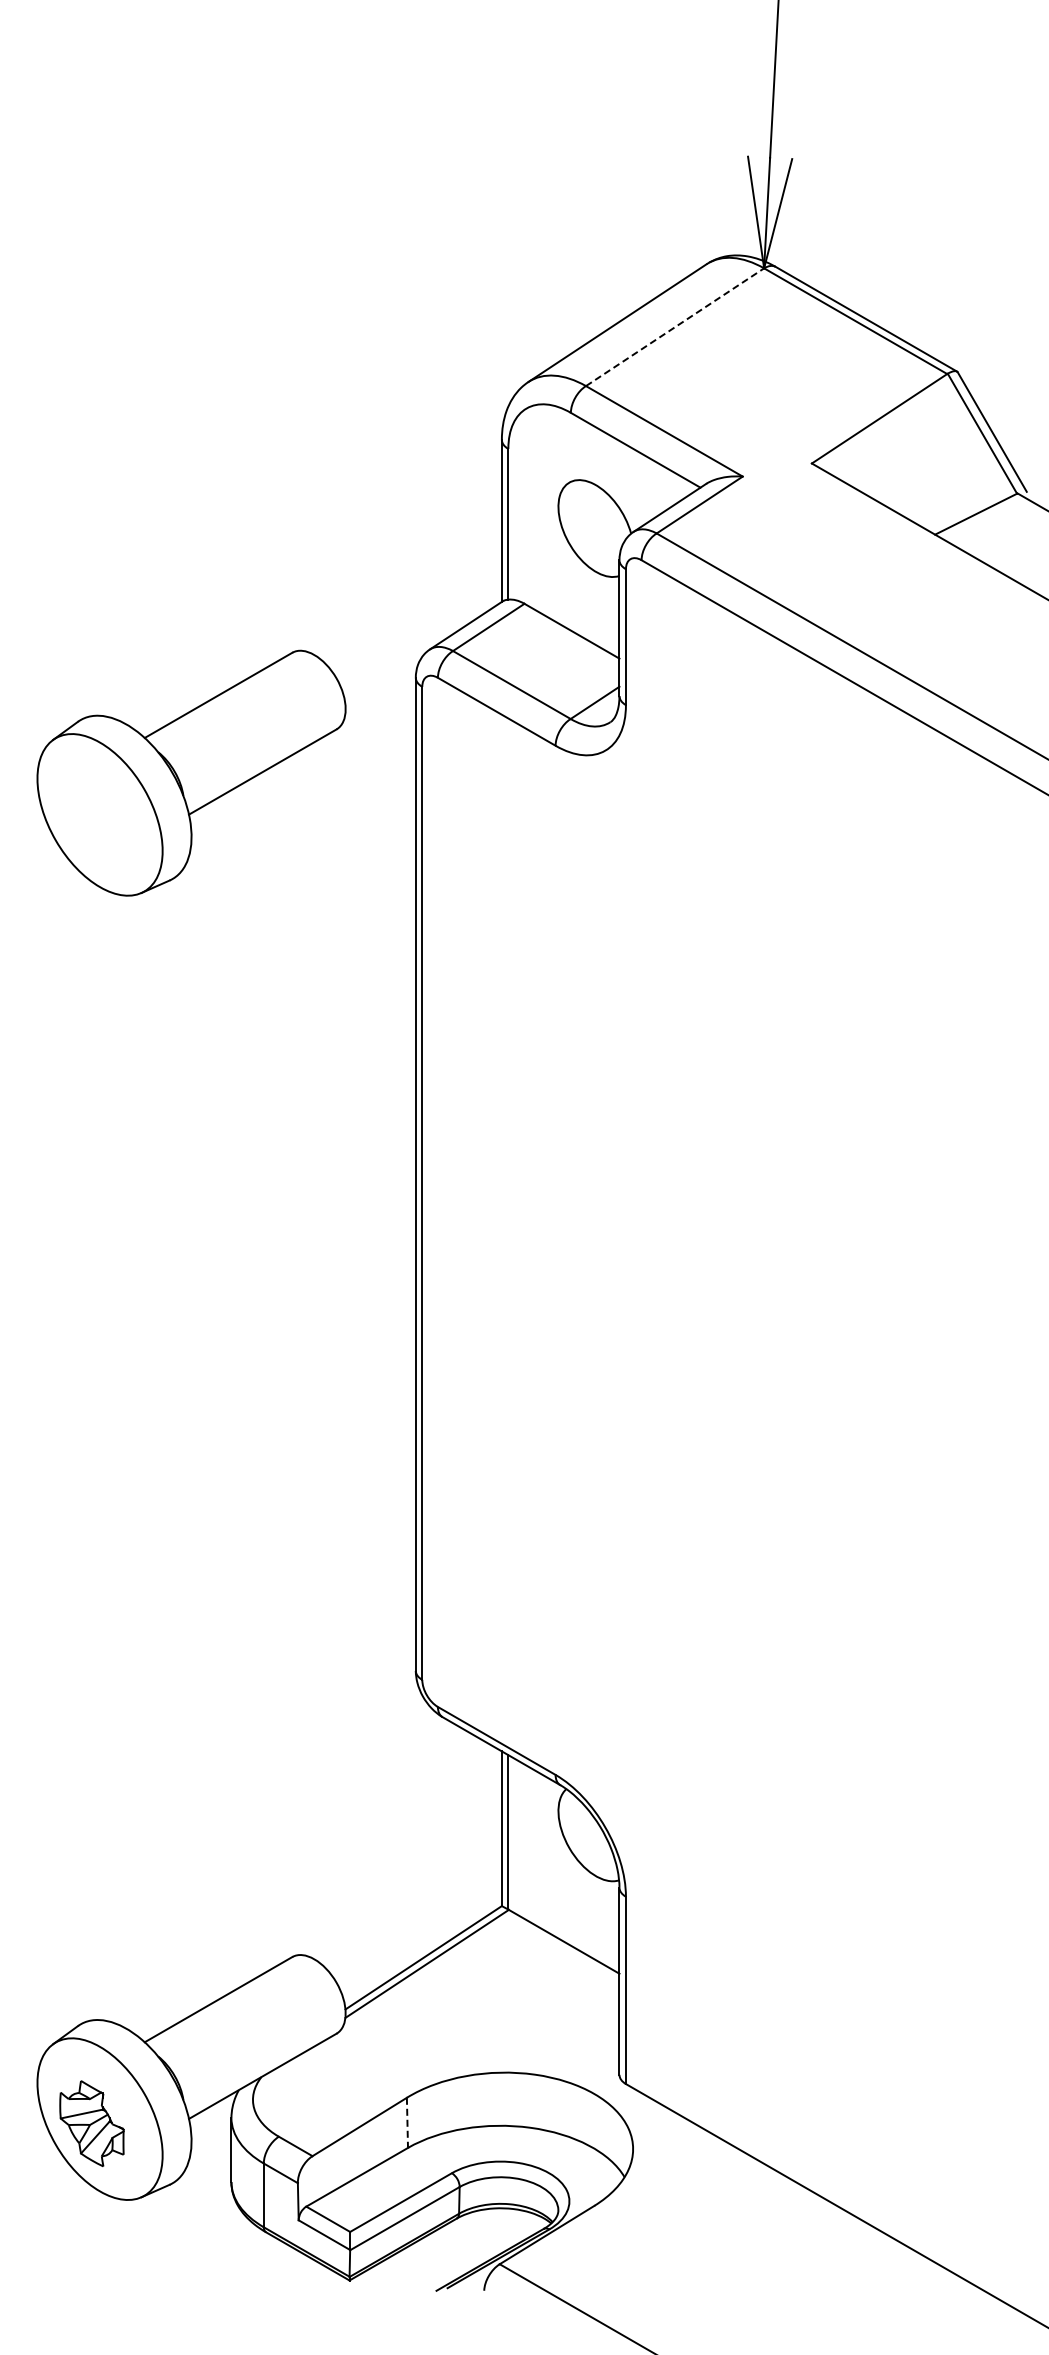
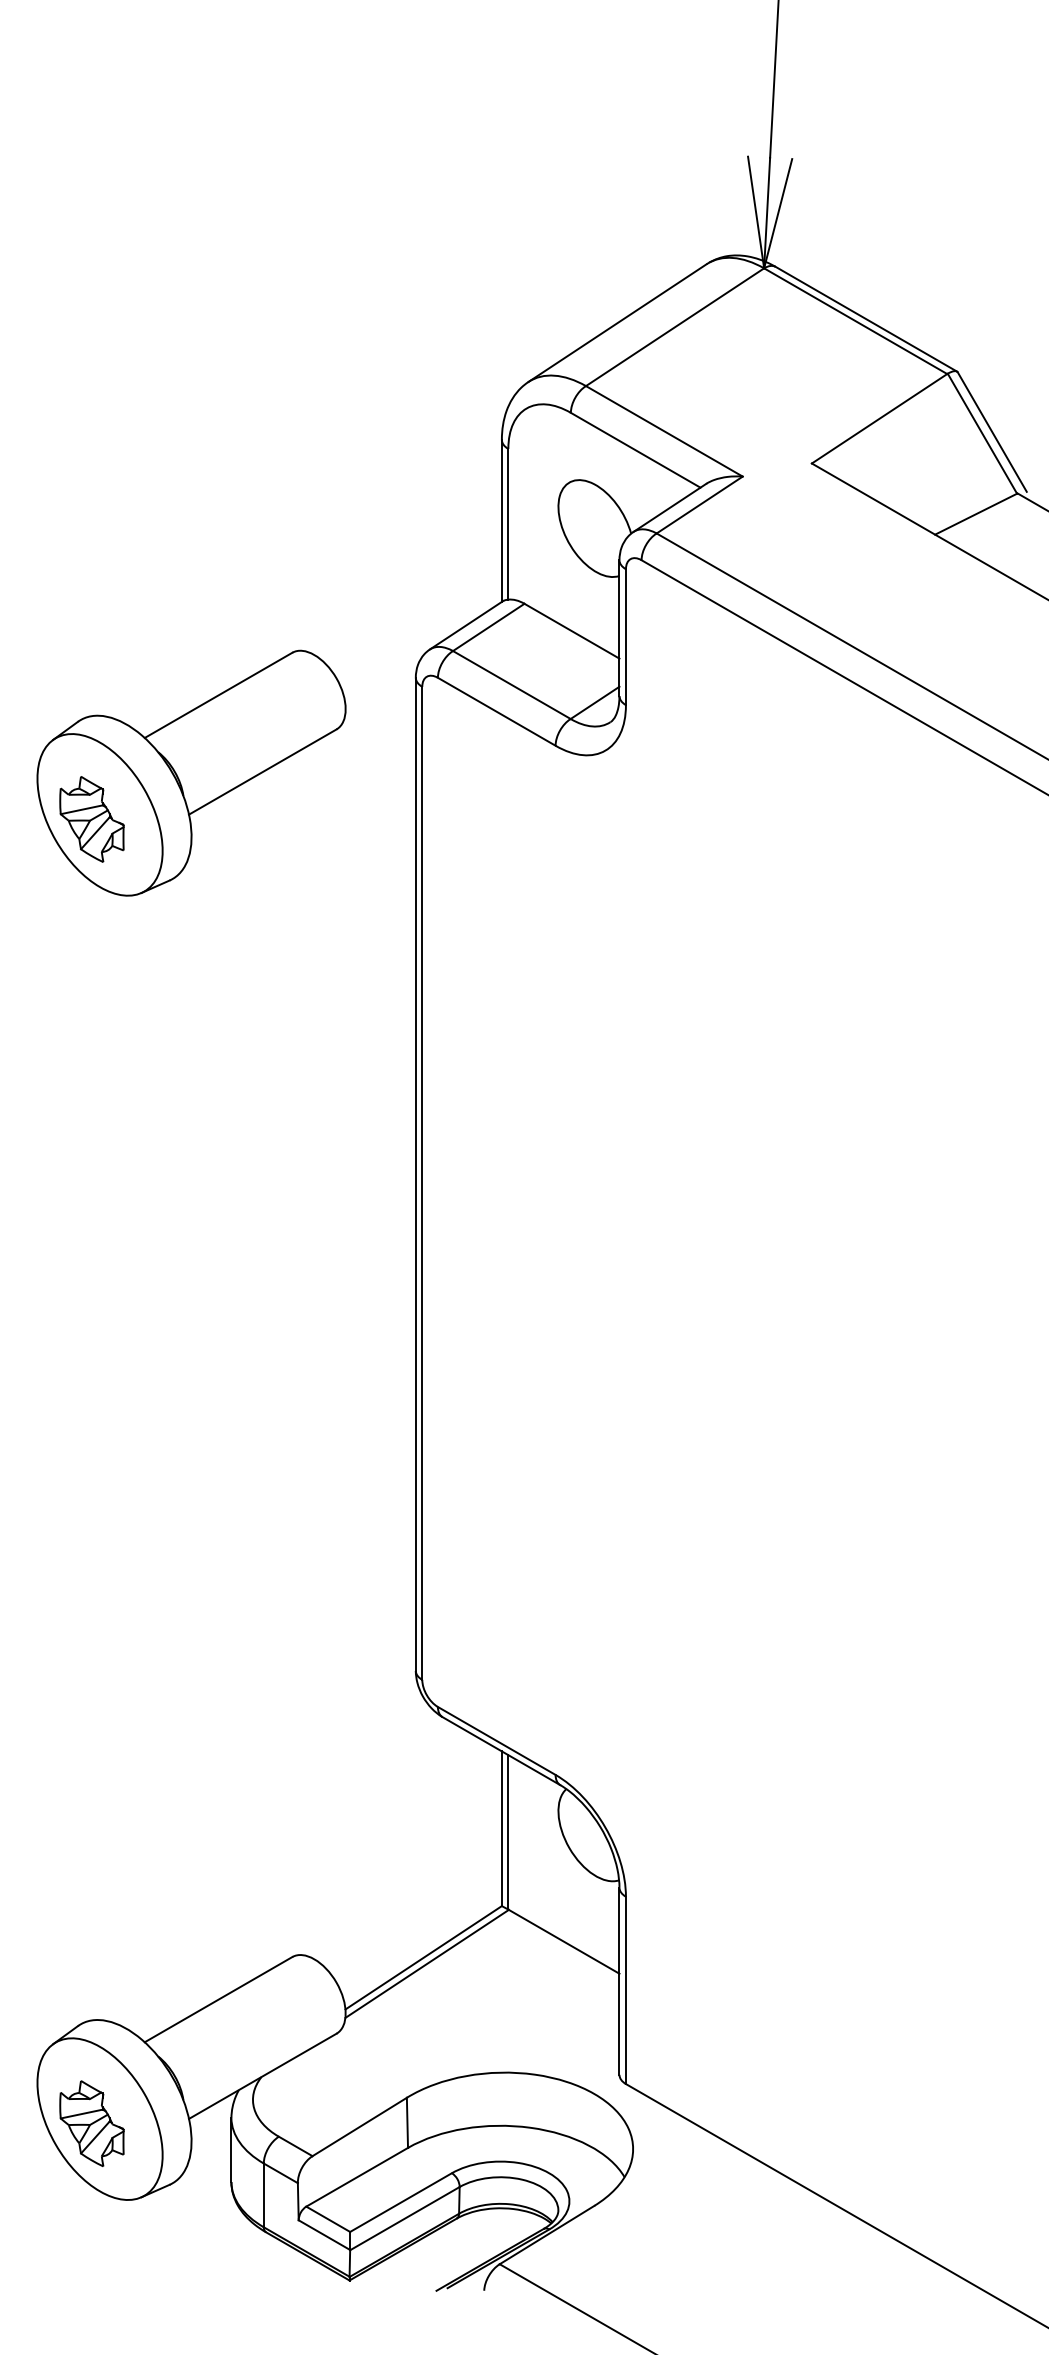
line: dashed -> solid (675, 327)
part: none -> present (91, 819)
line: dashed -> solid (407, 2123)
